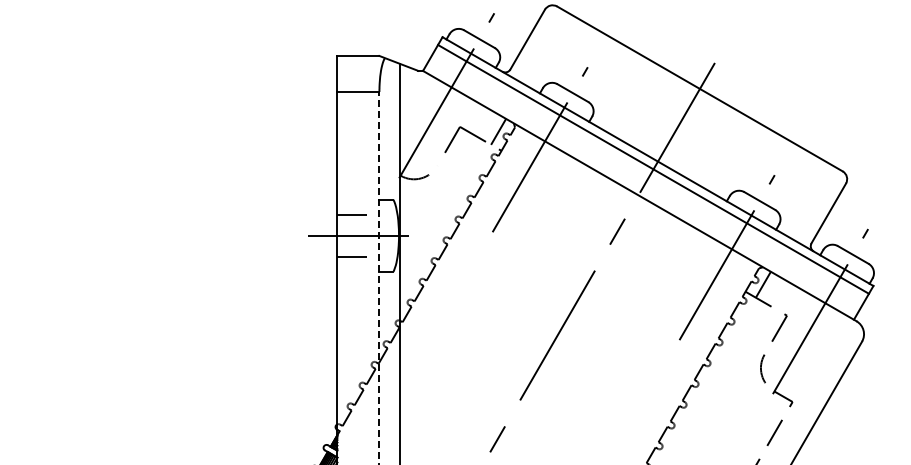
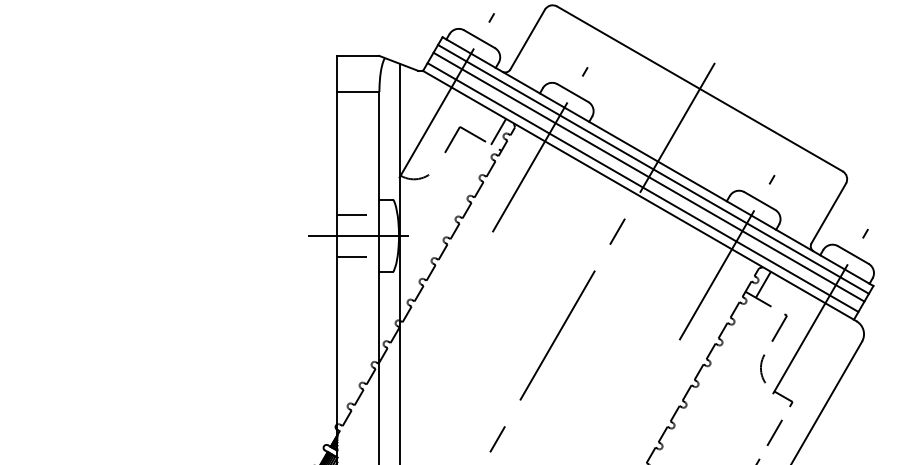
line: none -> present (648, 176)
line: none -> present (642, 187)
line: dashed -> solid (379, 277)
